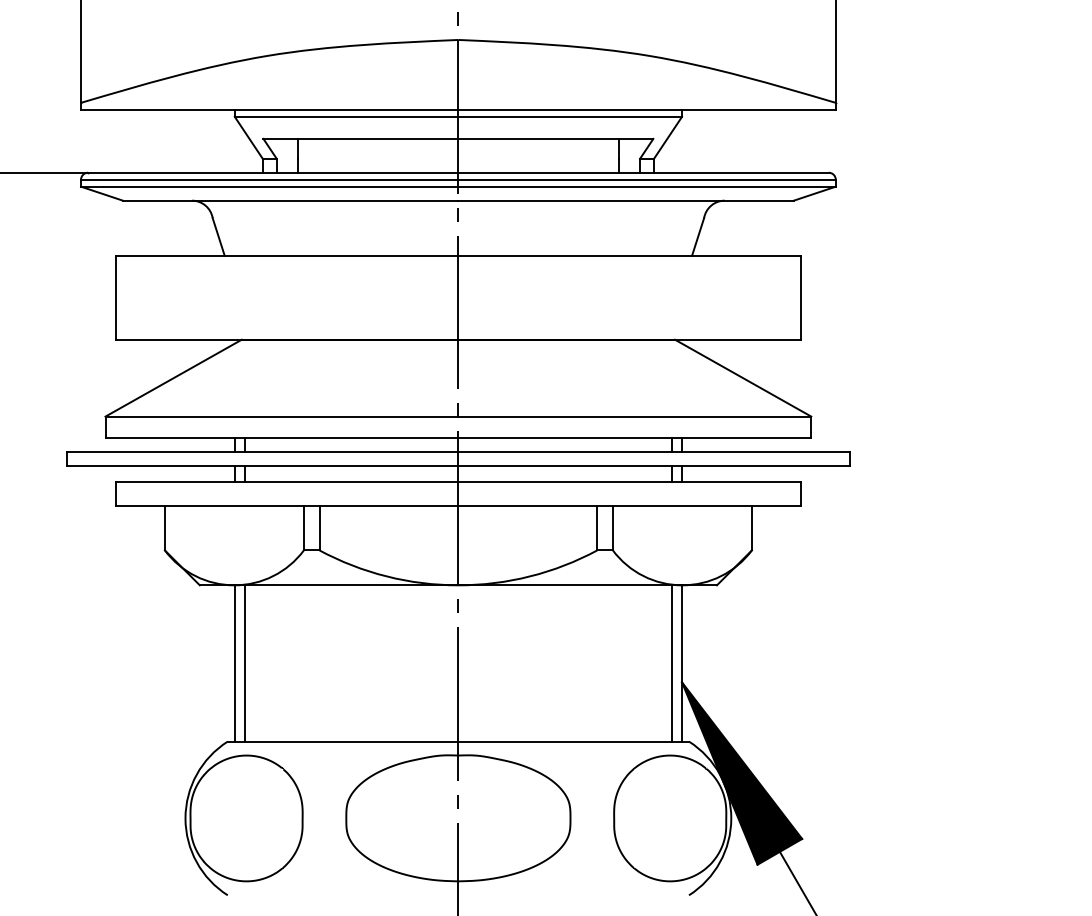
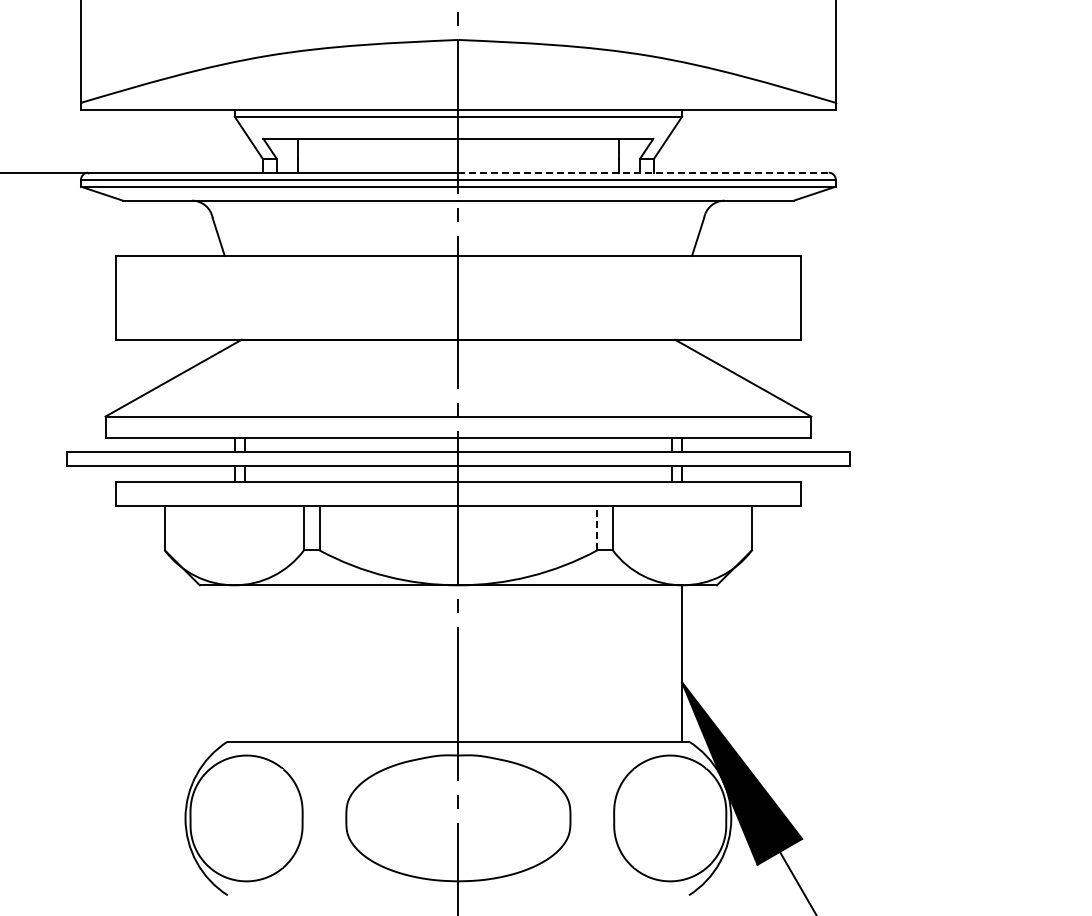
line: solid -> dashed (644, 172)
line: solid -> dashed (597, 527)
line: present -> none (234, 663)
line: present -> none (244, 663)
line: present -> none (672, 663)
